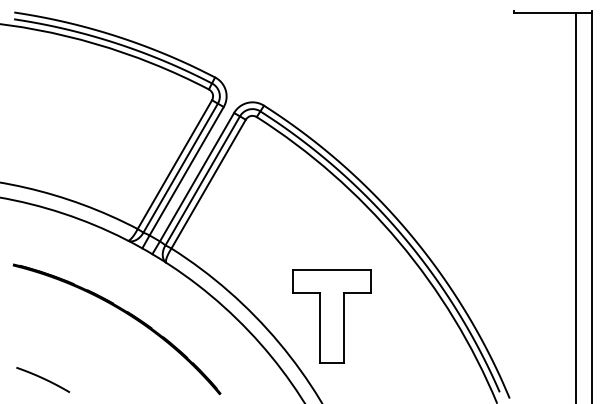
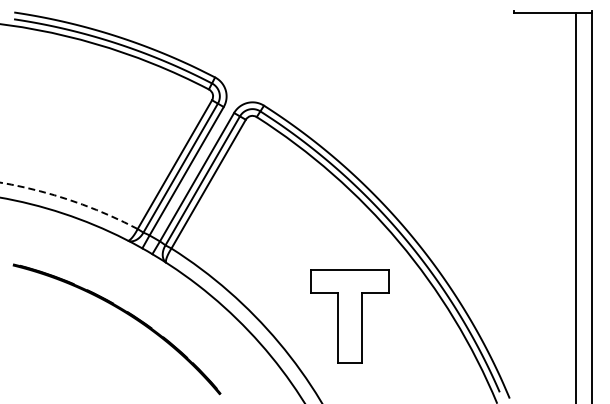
arc: solid -> dashed (71, 200)
part position: (331, 316) -> (349, 316) (349, 316)
curve: present -> none (43, 379)
